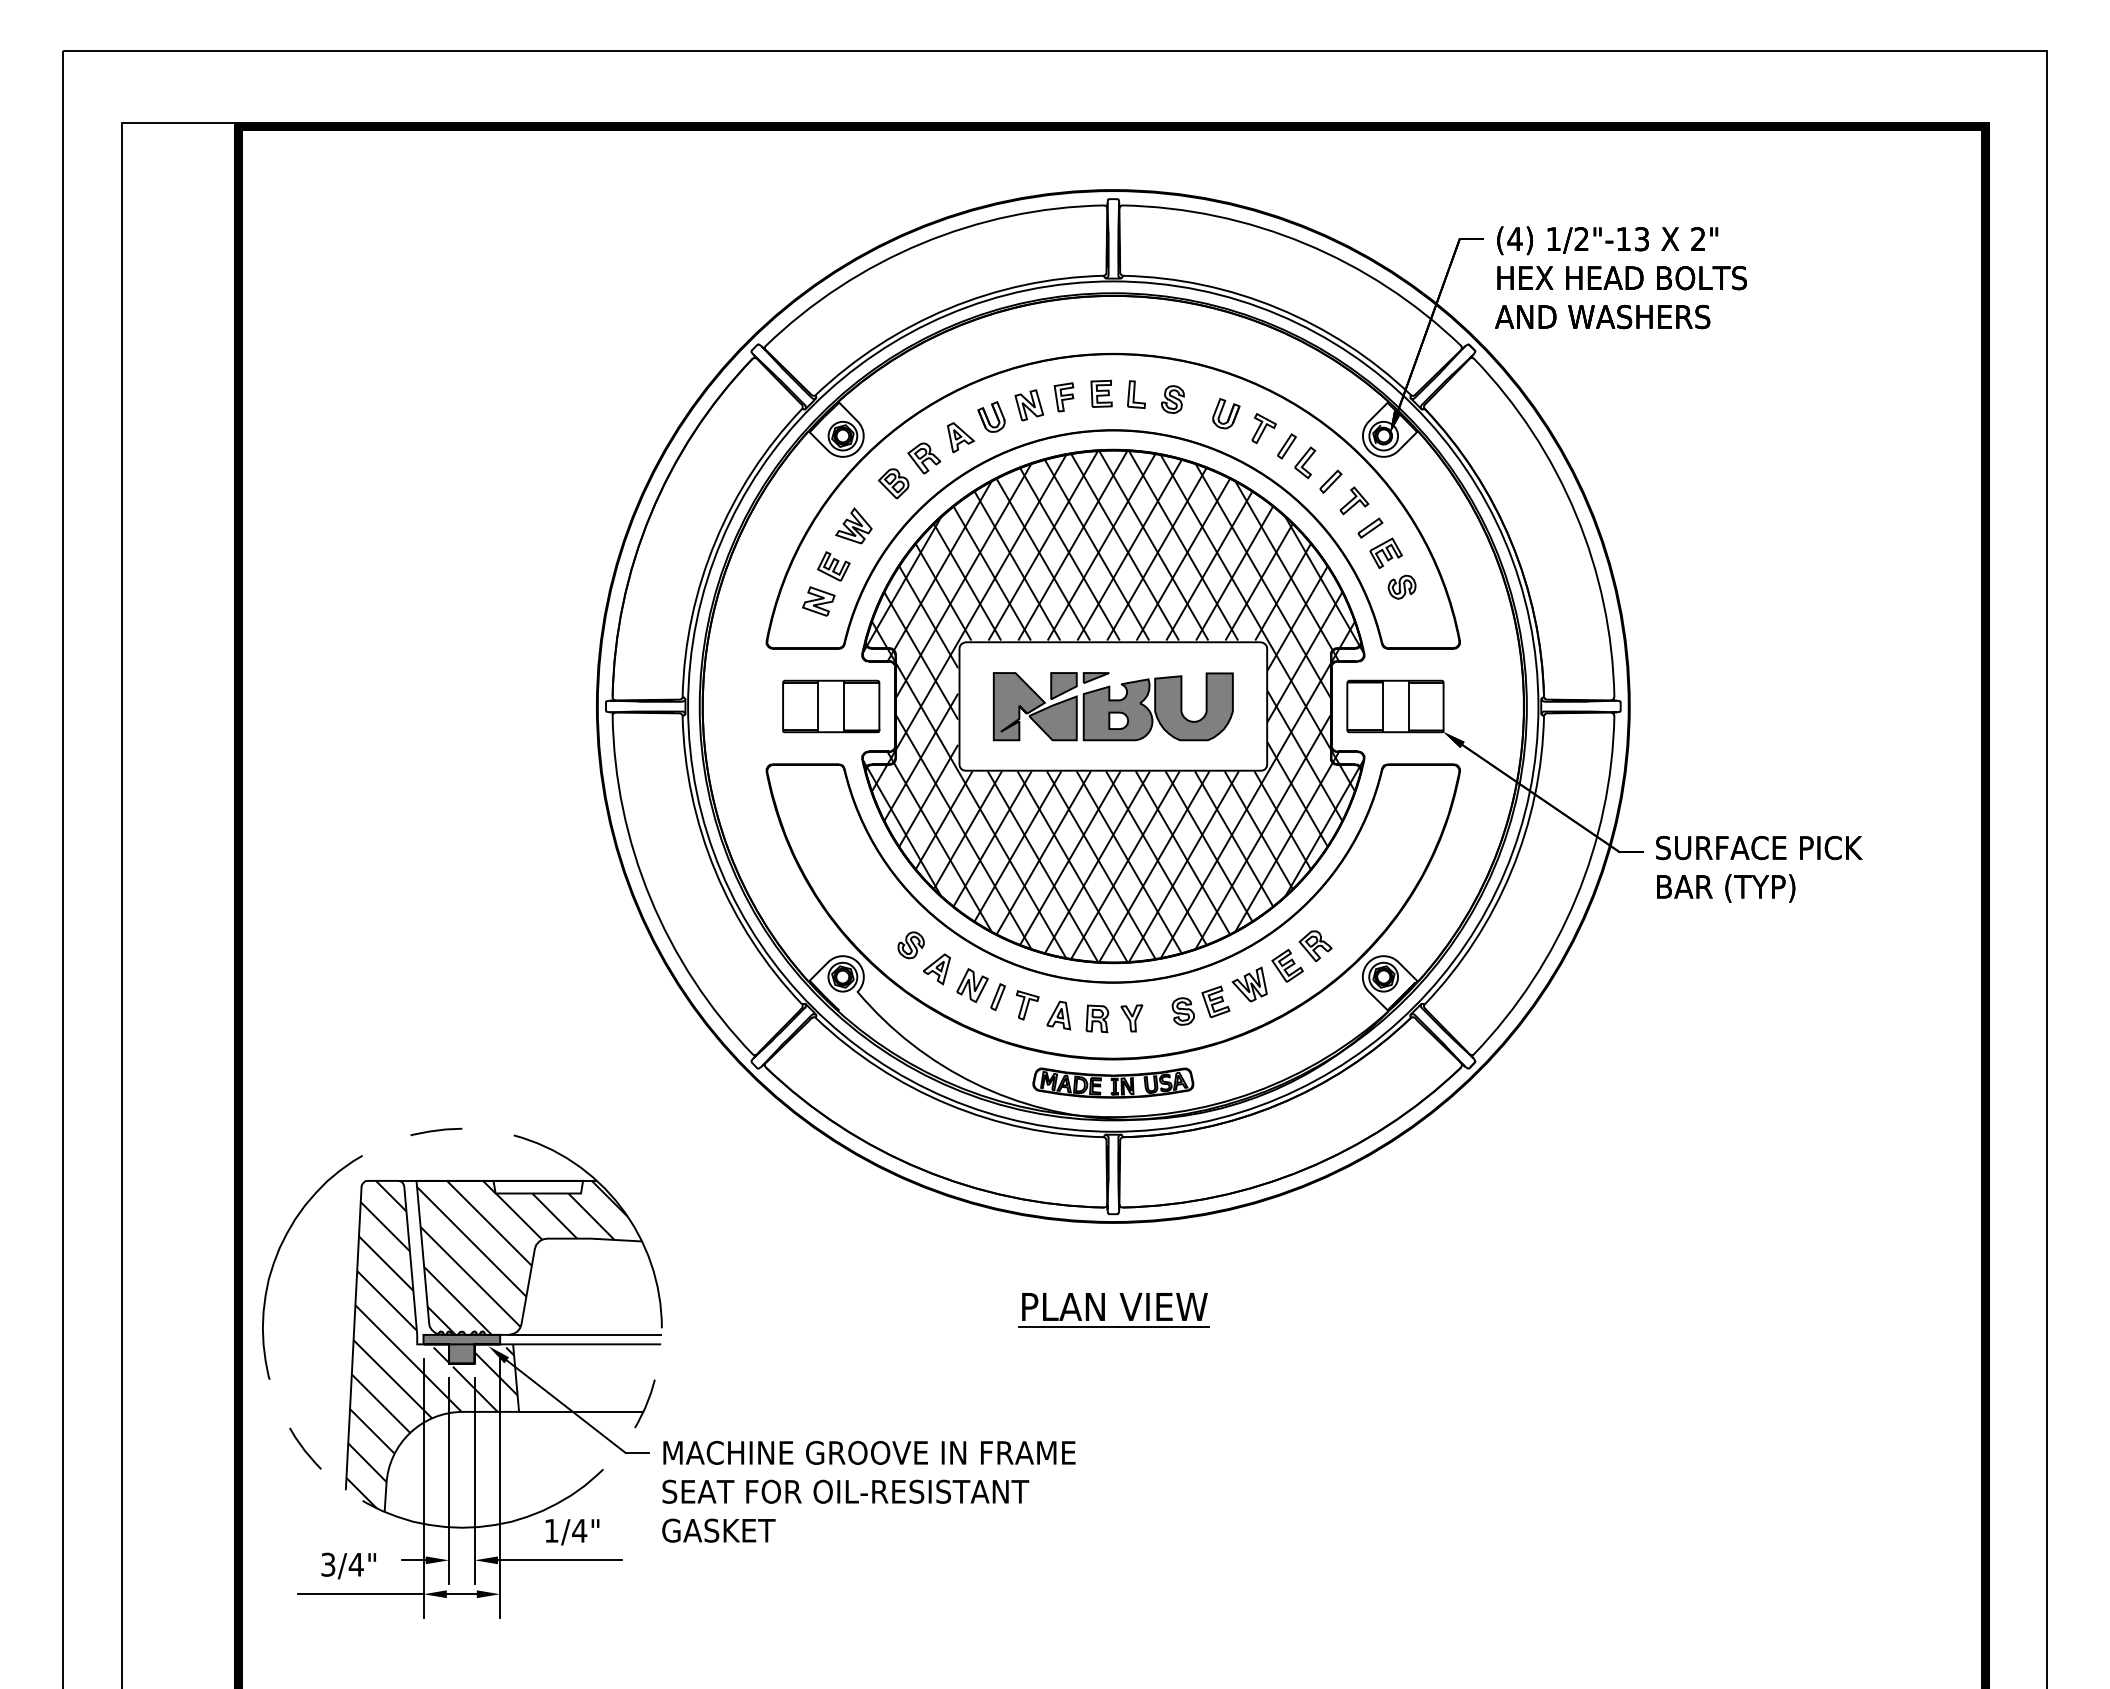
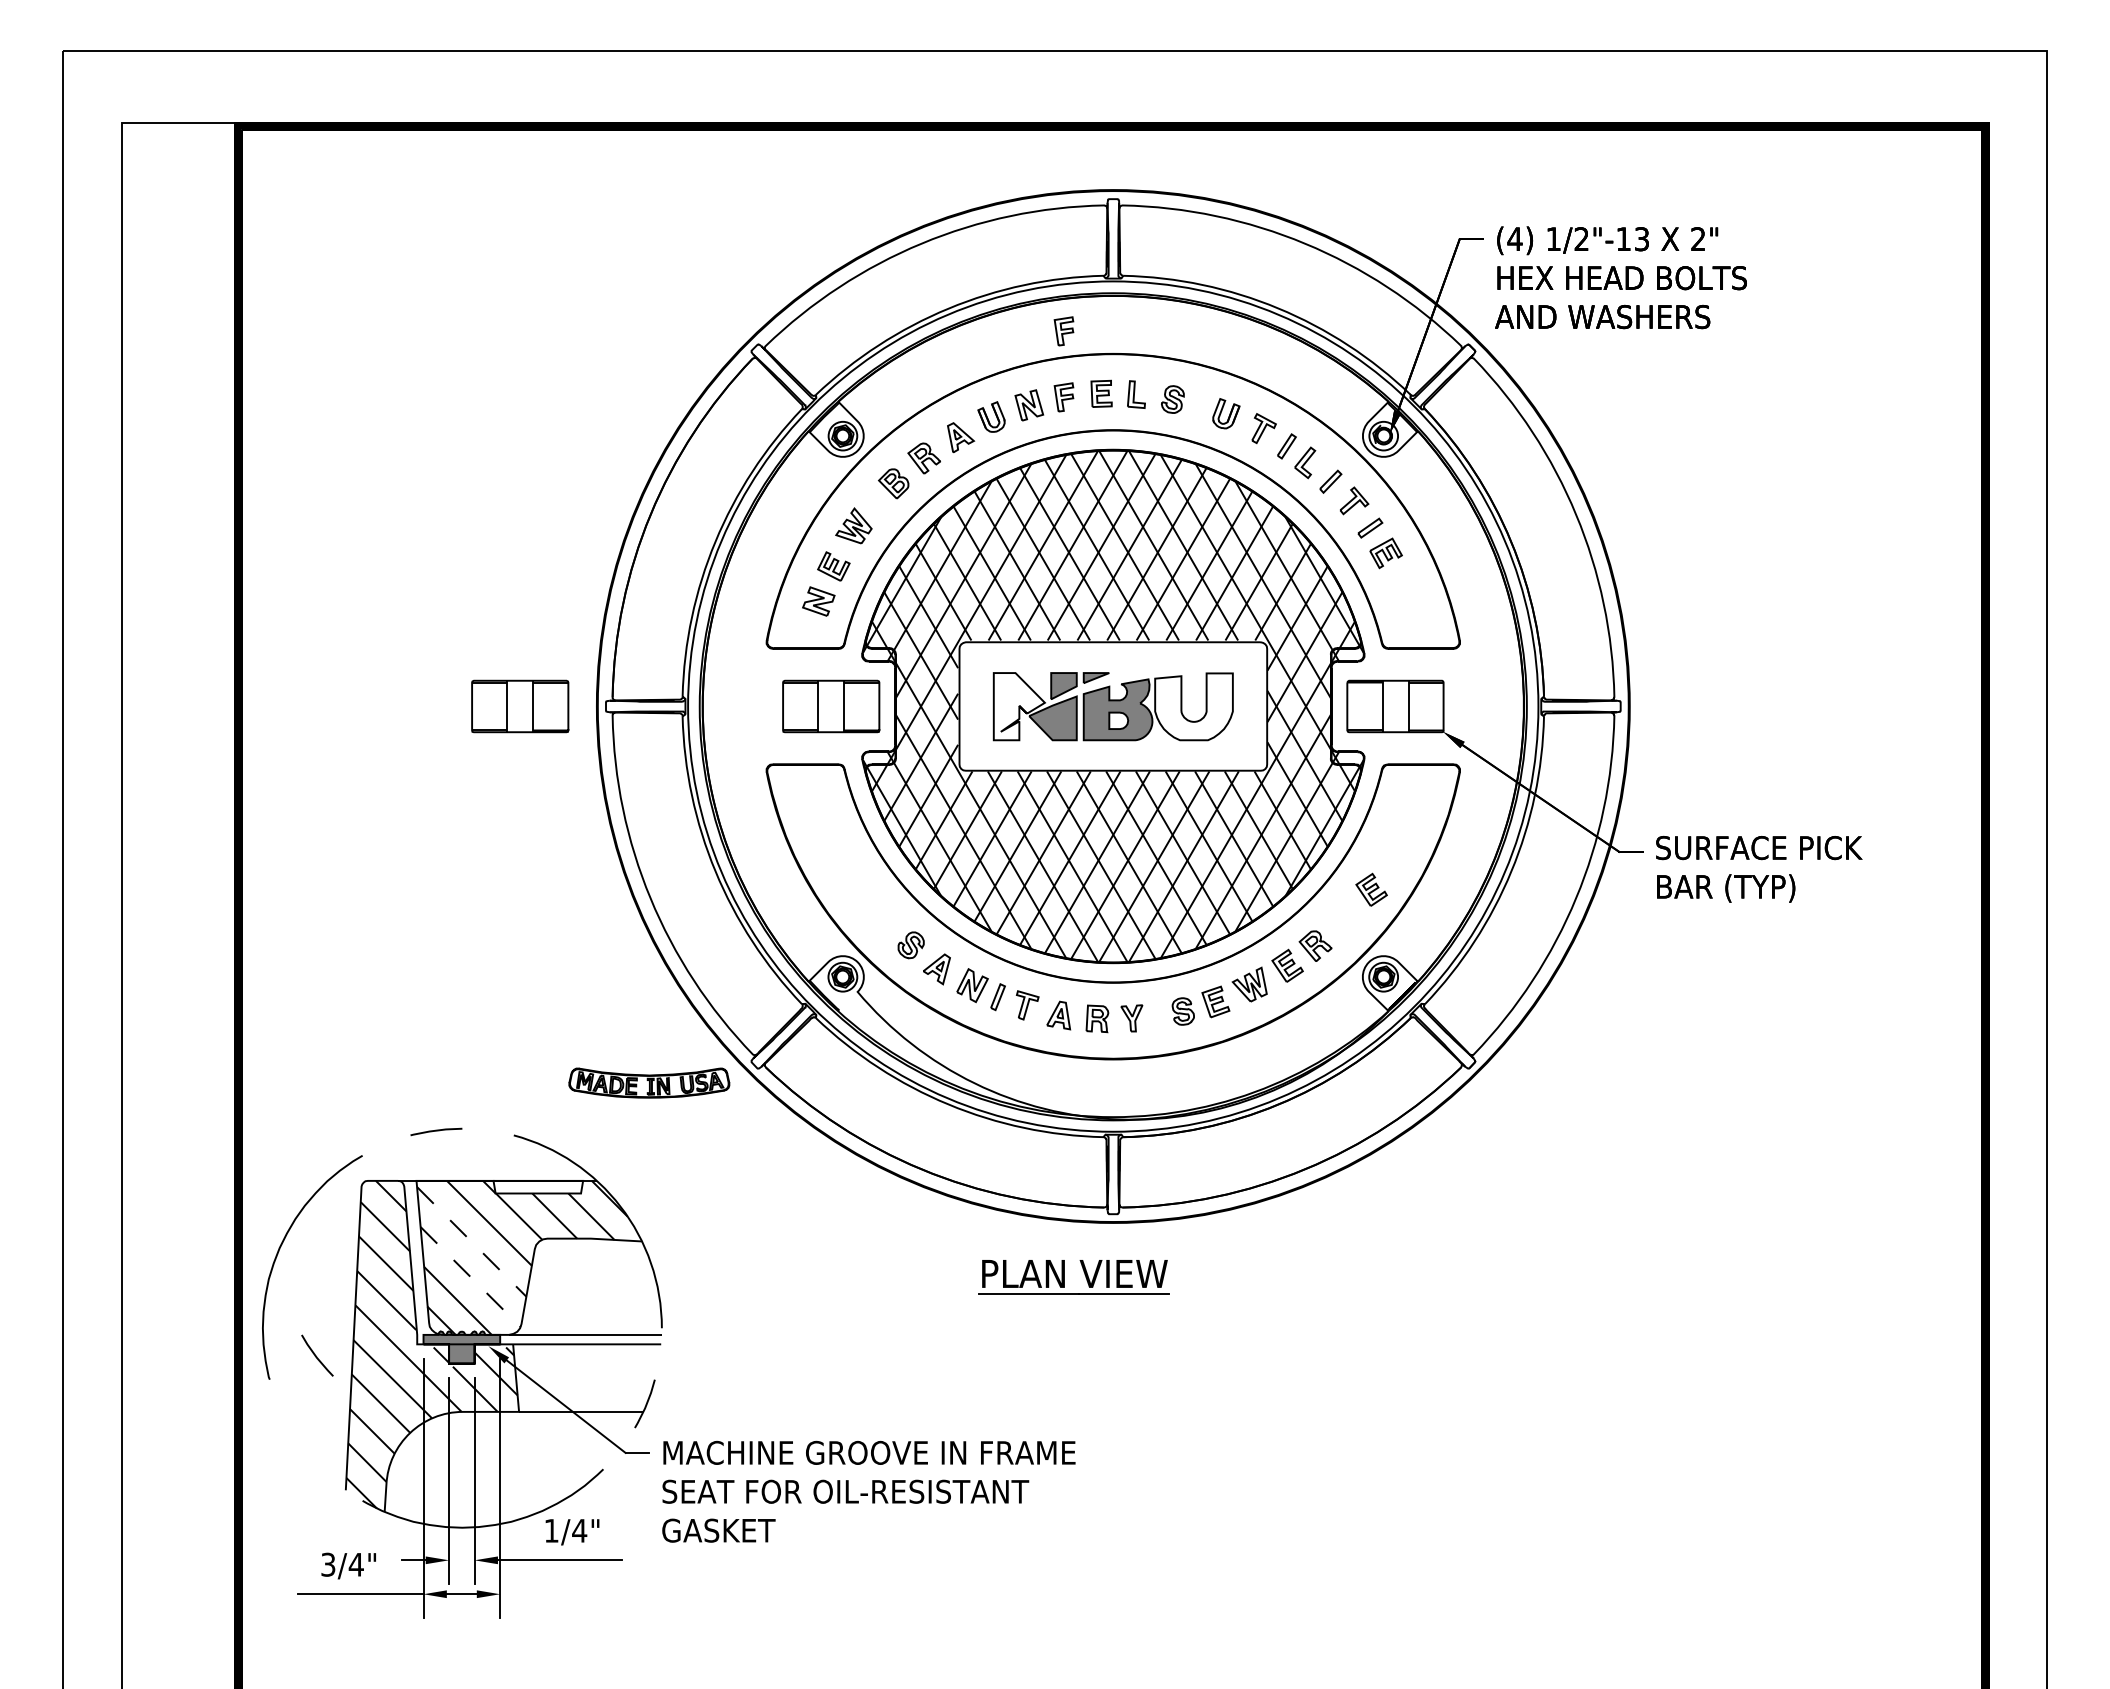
part: none -> present (1063, 331)
part: present -> none (1401, 586)
part: none -> present (520, 706)
fill: present -> none (1018, 706)
fill: present -> none (1193, 706)
part: none -> present (1371, 889)
part position: (1113, 1082) -> (649, 1082) (649, 1082)
line: solid -> dashed (472, 1242)
line: solid -> dashed (470, 1277)
part position: (1104, 1310) -> (1064, 1277) (1064, 1277)
line position: (304, 1448) -> (316, 1355) (316, 1355)
